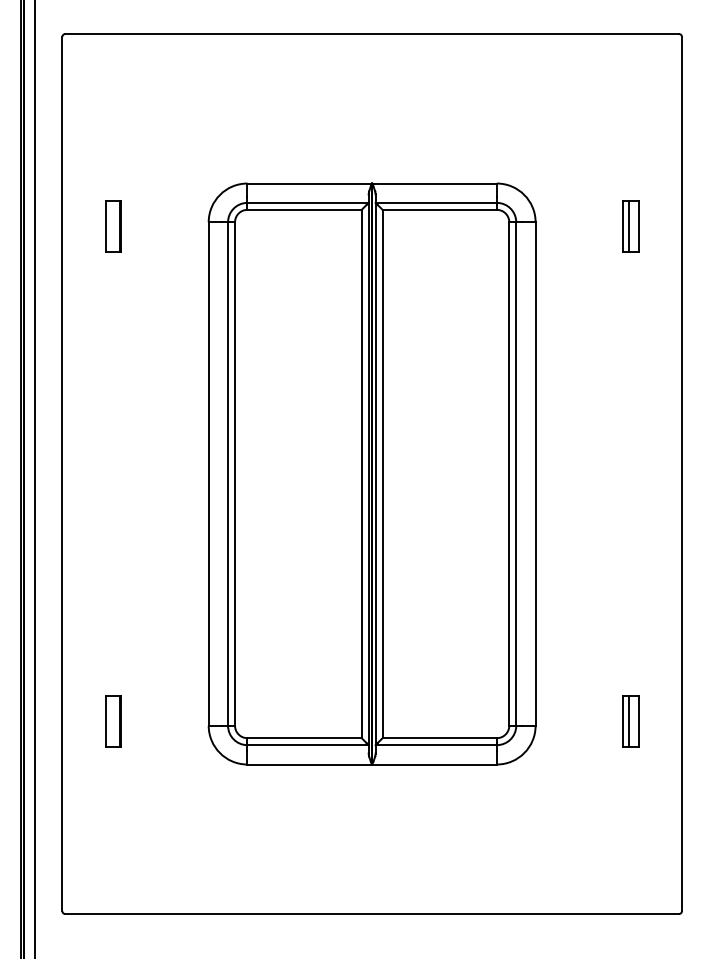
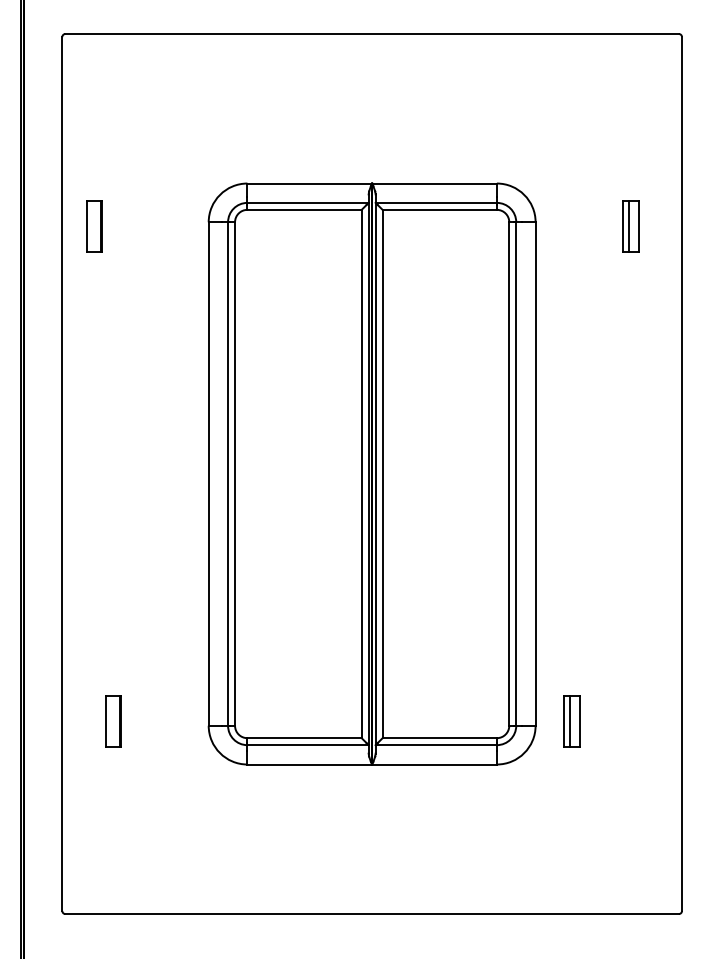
part position: (113, 226) -> (94, 226) (94, 226)
line: present -> none (34, 478)
part position: (630, 721) -> (571, 721) (571, 721)
